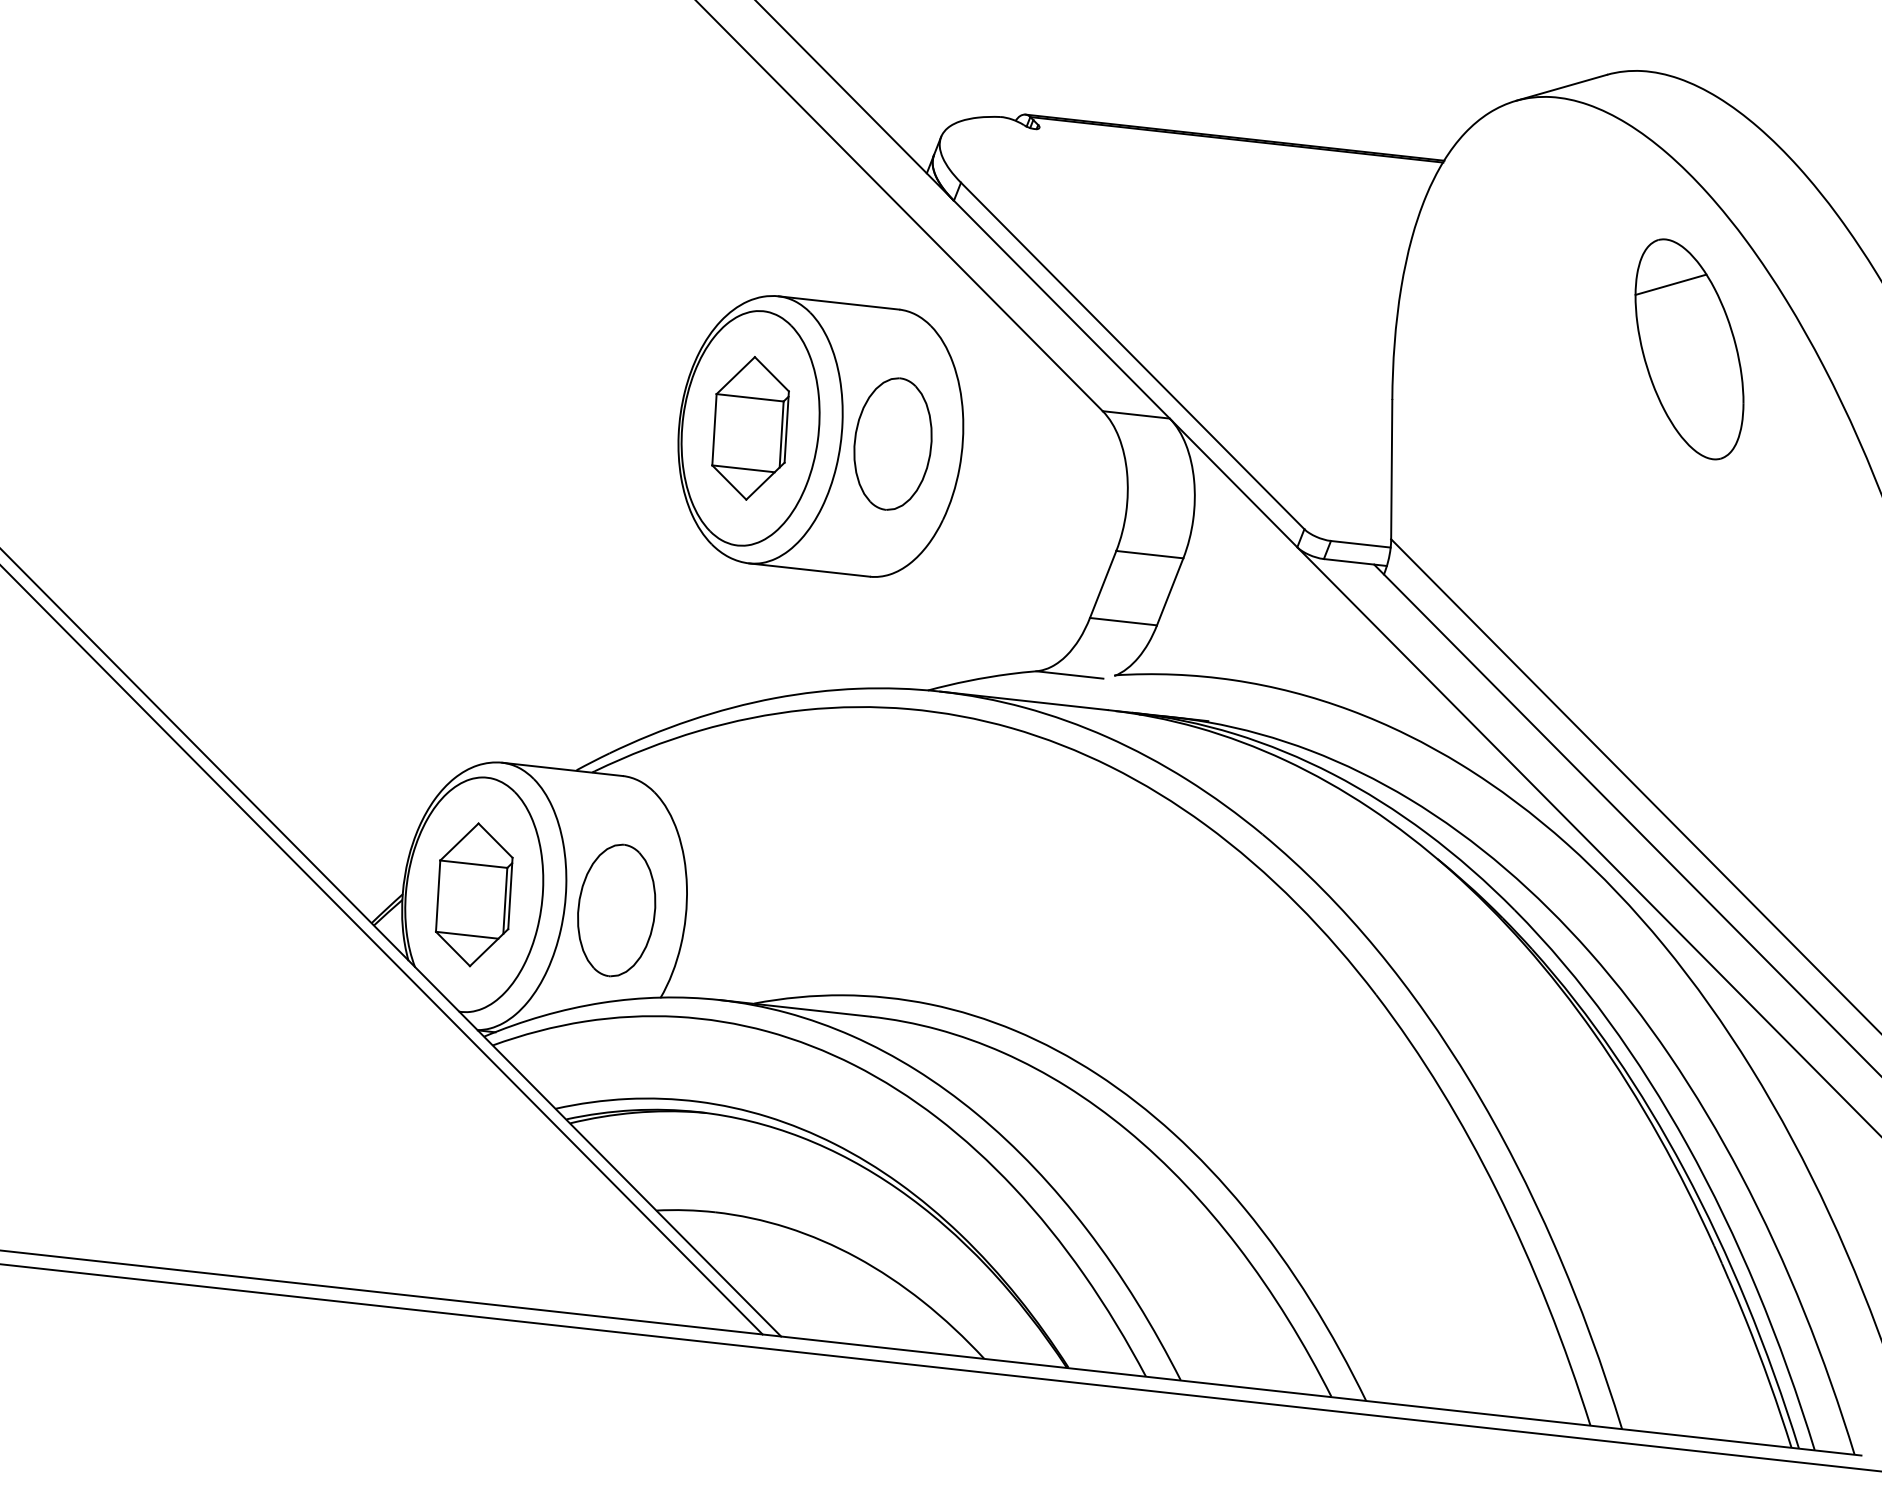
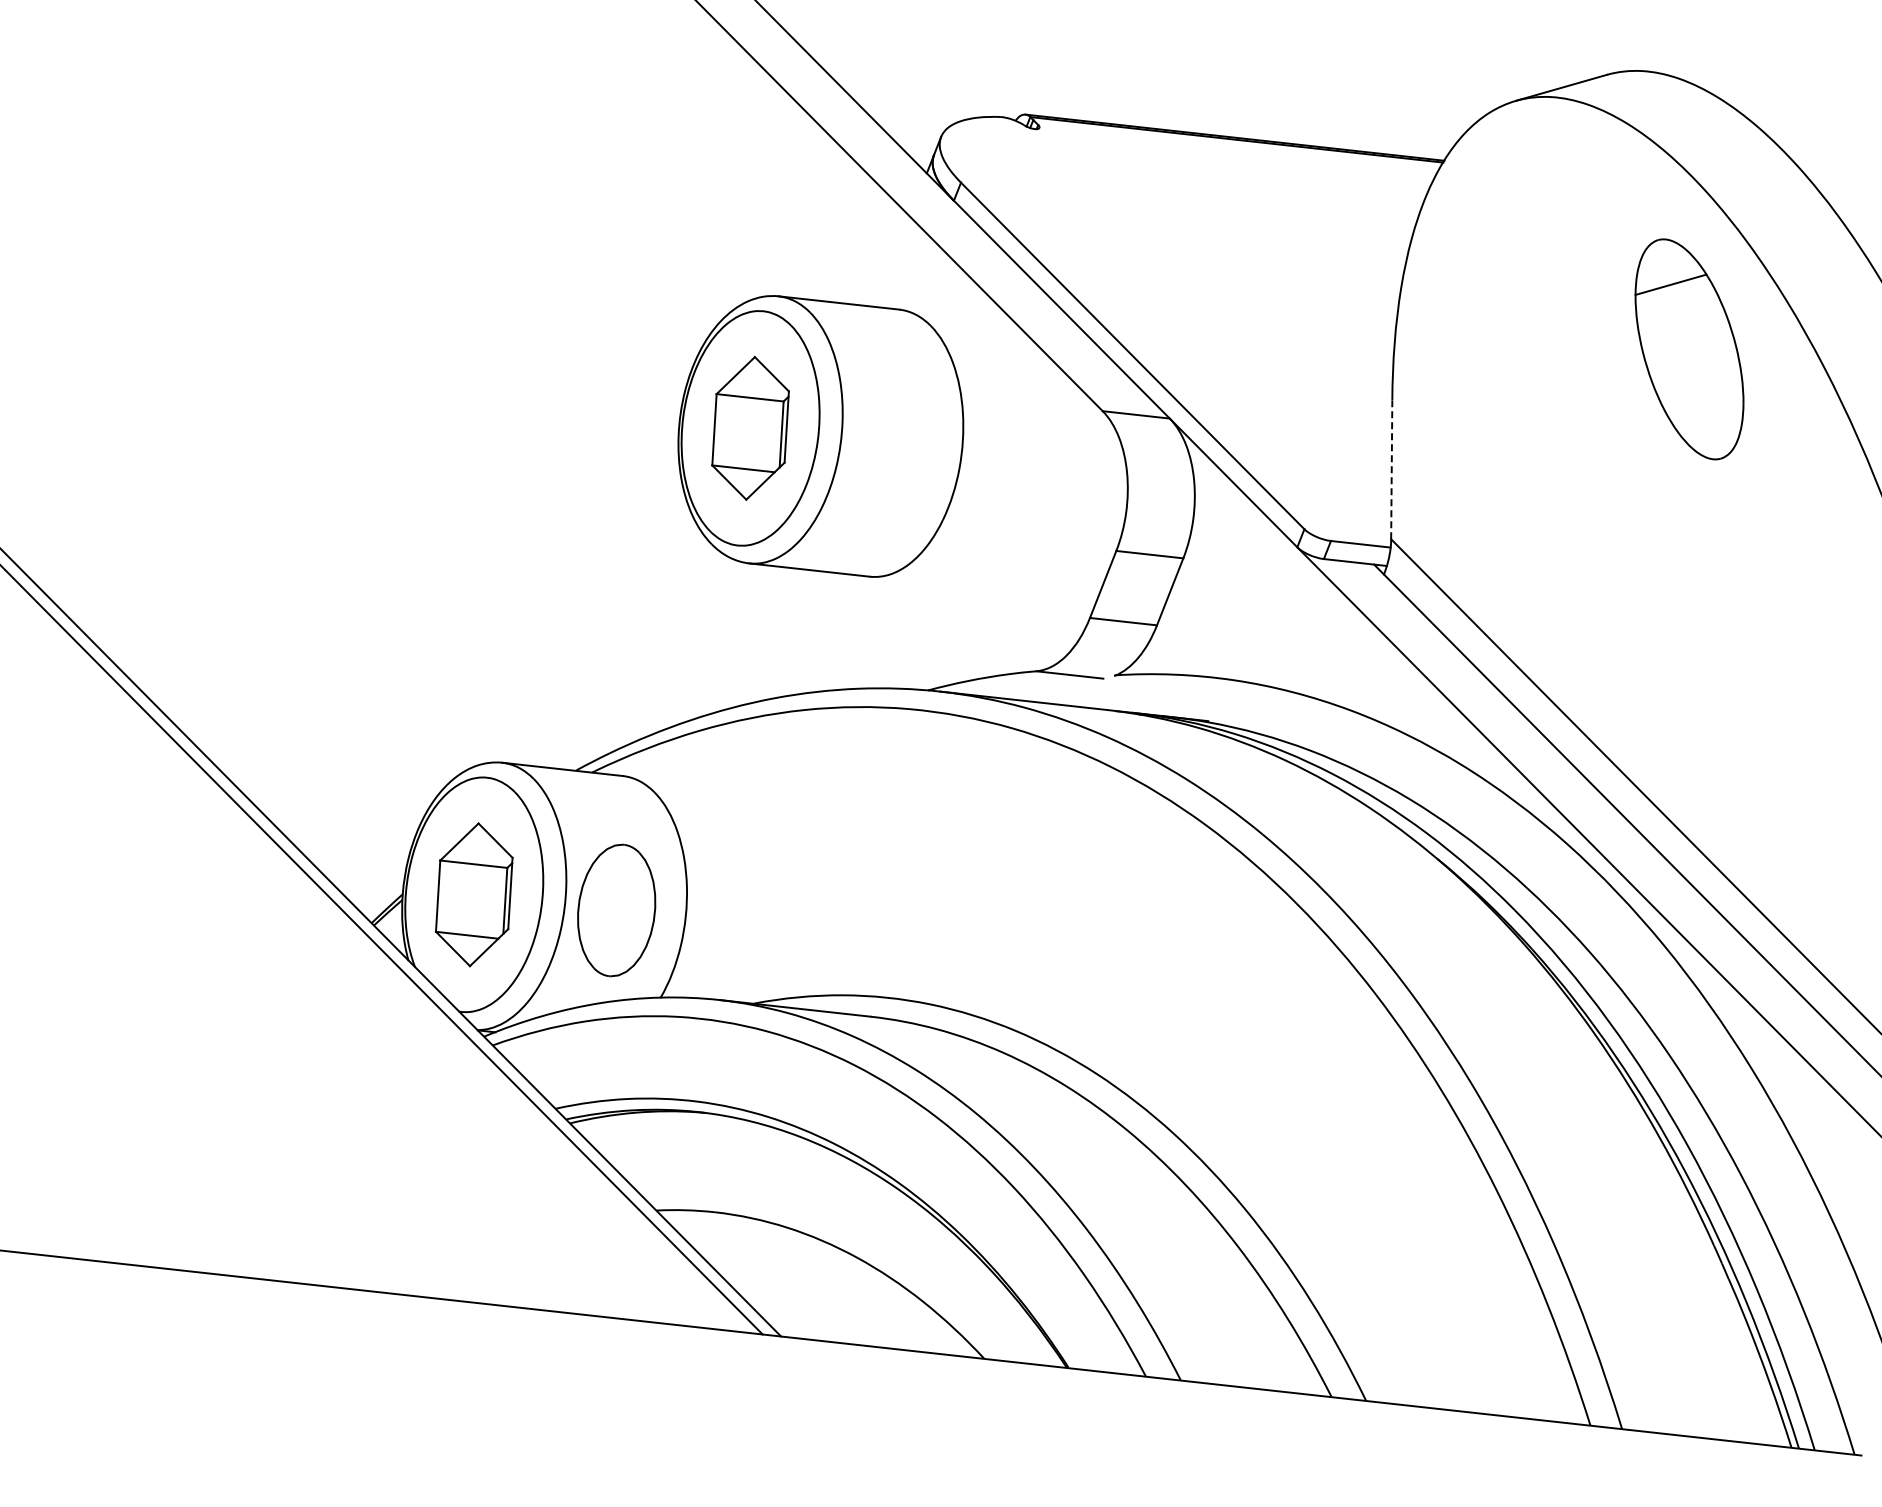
part: present -> none (892, 443)
line: solid -> dashed (1391, 469)
line: present -> none (940, 1367)
